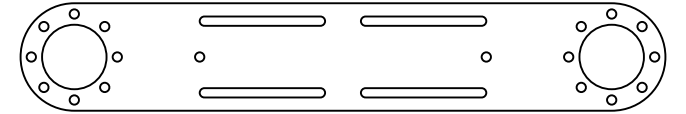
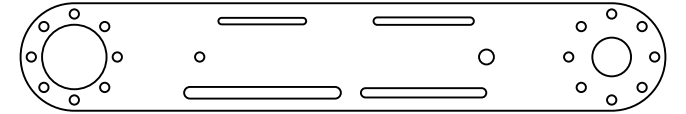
part size: 128x12 px -> 90x9 px (261, 21)
part size: 128x12 px -> 103x10 px (423, 20)
circle size: 12x12 px -> 17x18 px (486, 56)
circle diameter: 64 px -> 39 px (611, 56)
part size: 128x12 px -> 159x14 px (262, 92)
